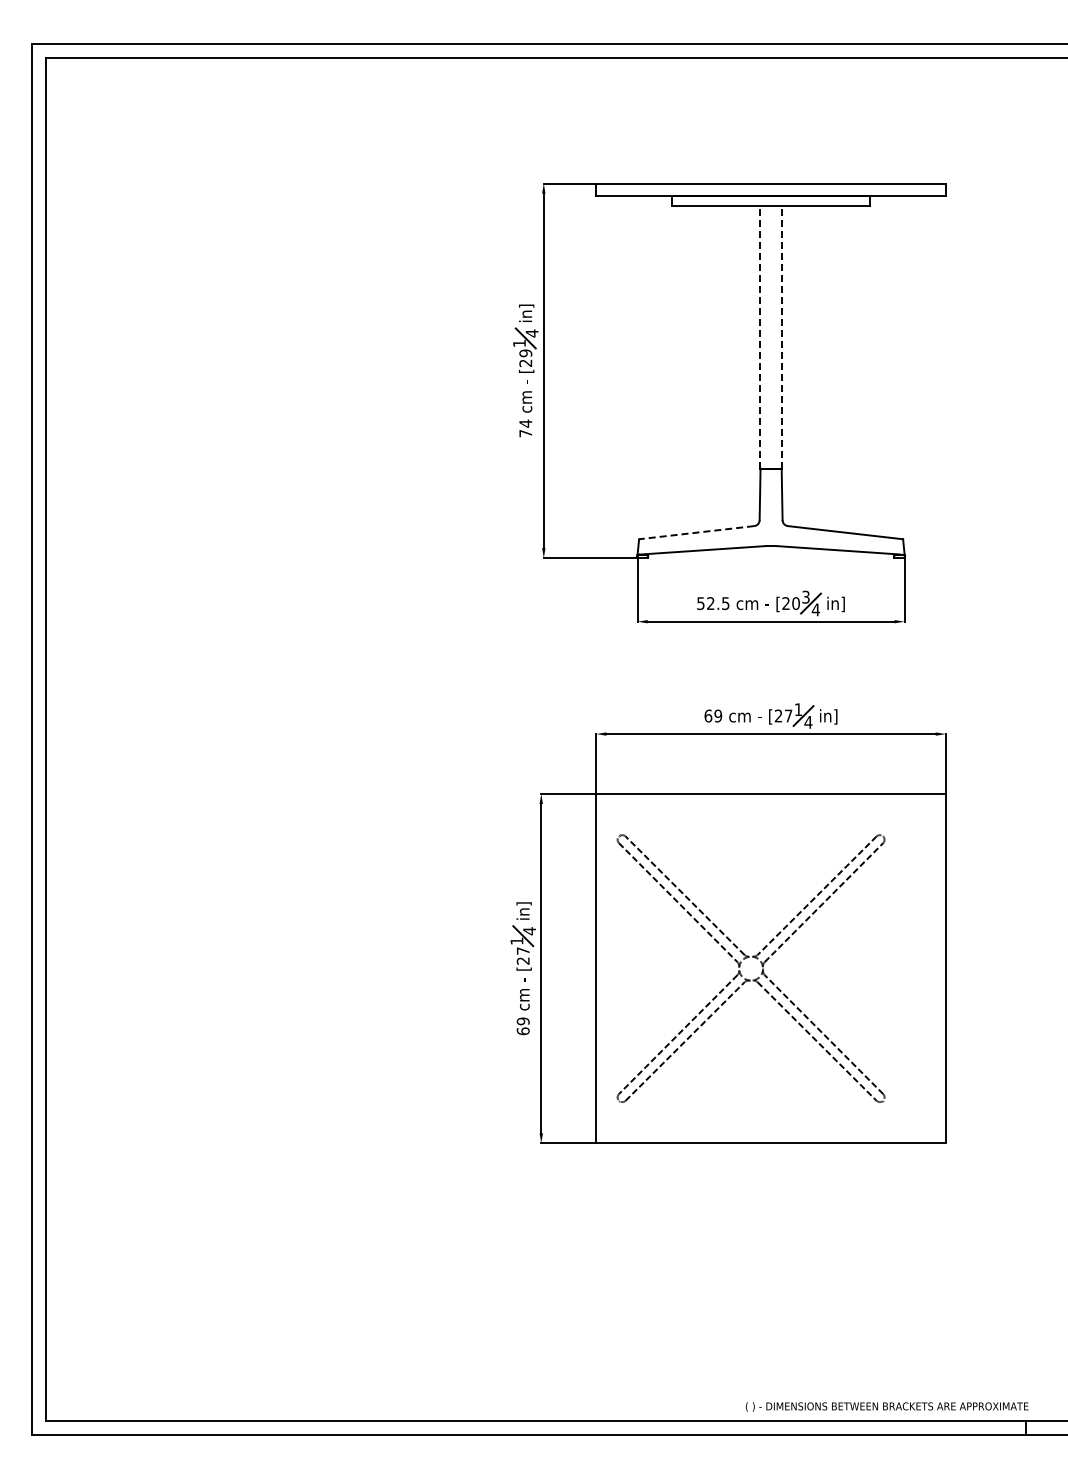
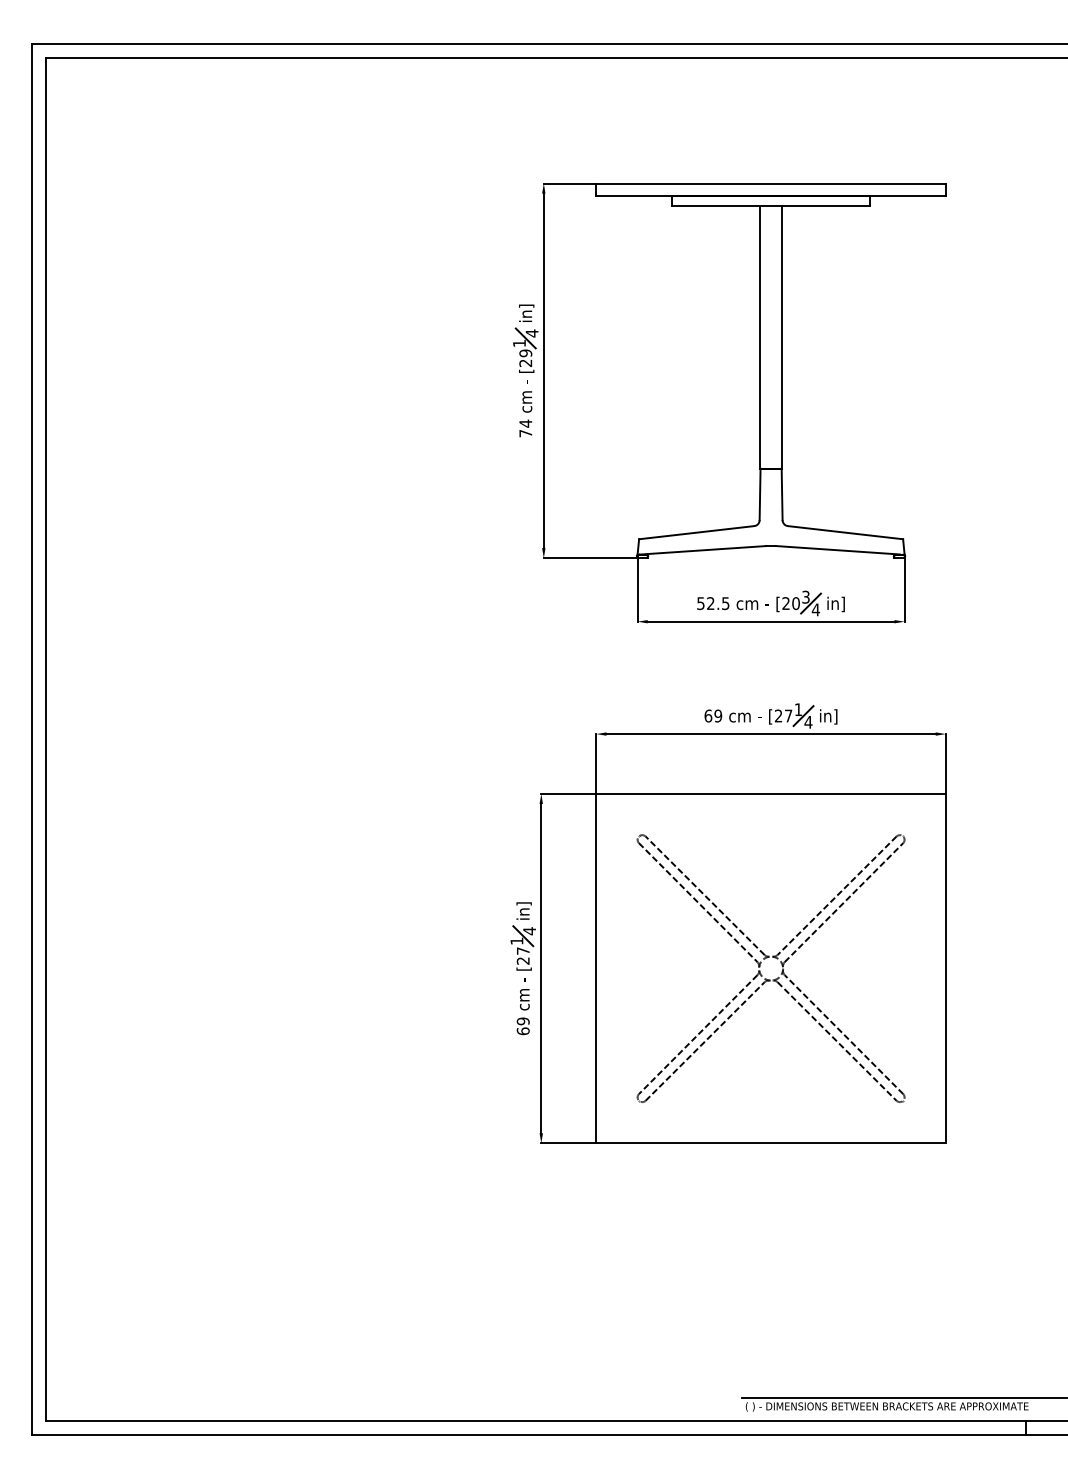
line: dashed -> solid (760, 337)
line: dashed -> solid (781, 337)
line: dashed -> solid (696, 532)
part position: (740, 967) -> (760, 967) (760, 967)
line: none -> present (902, 1397)
